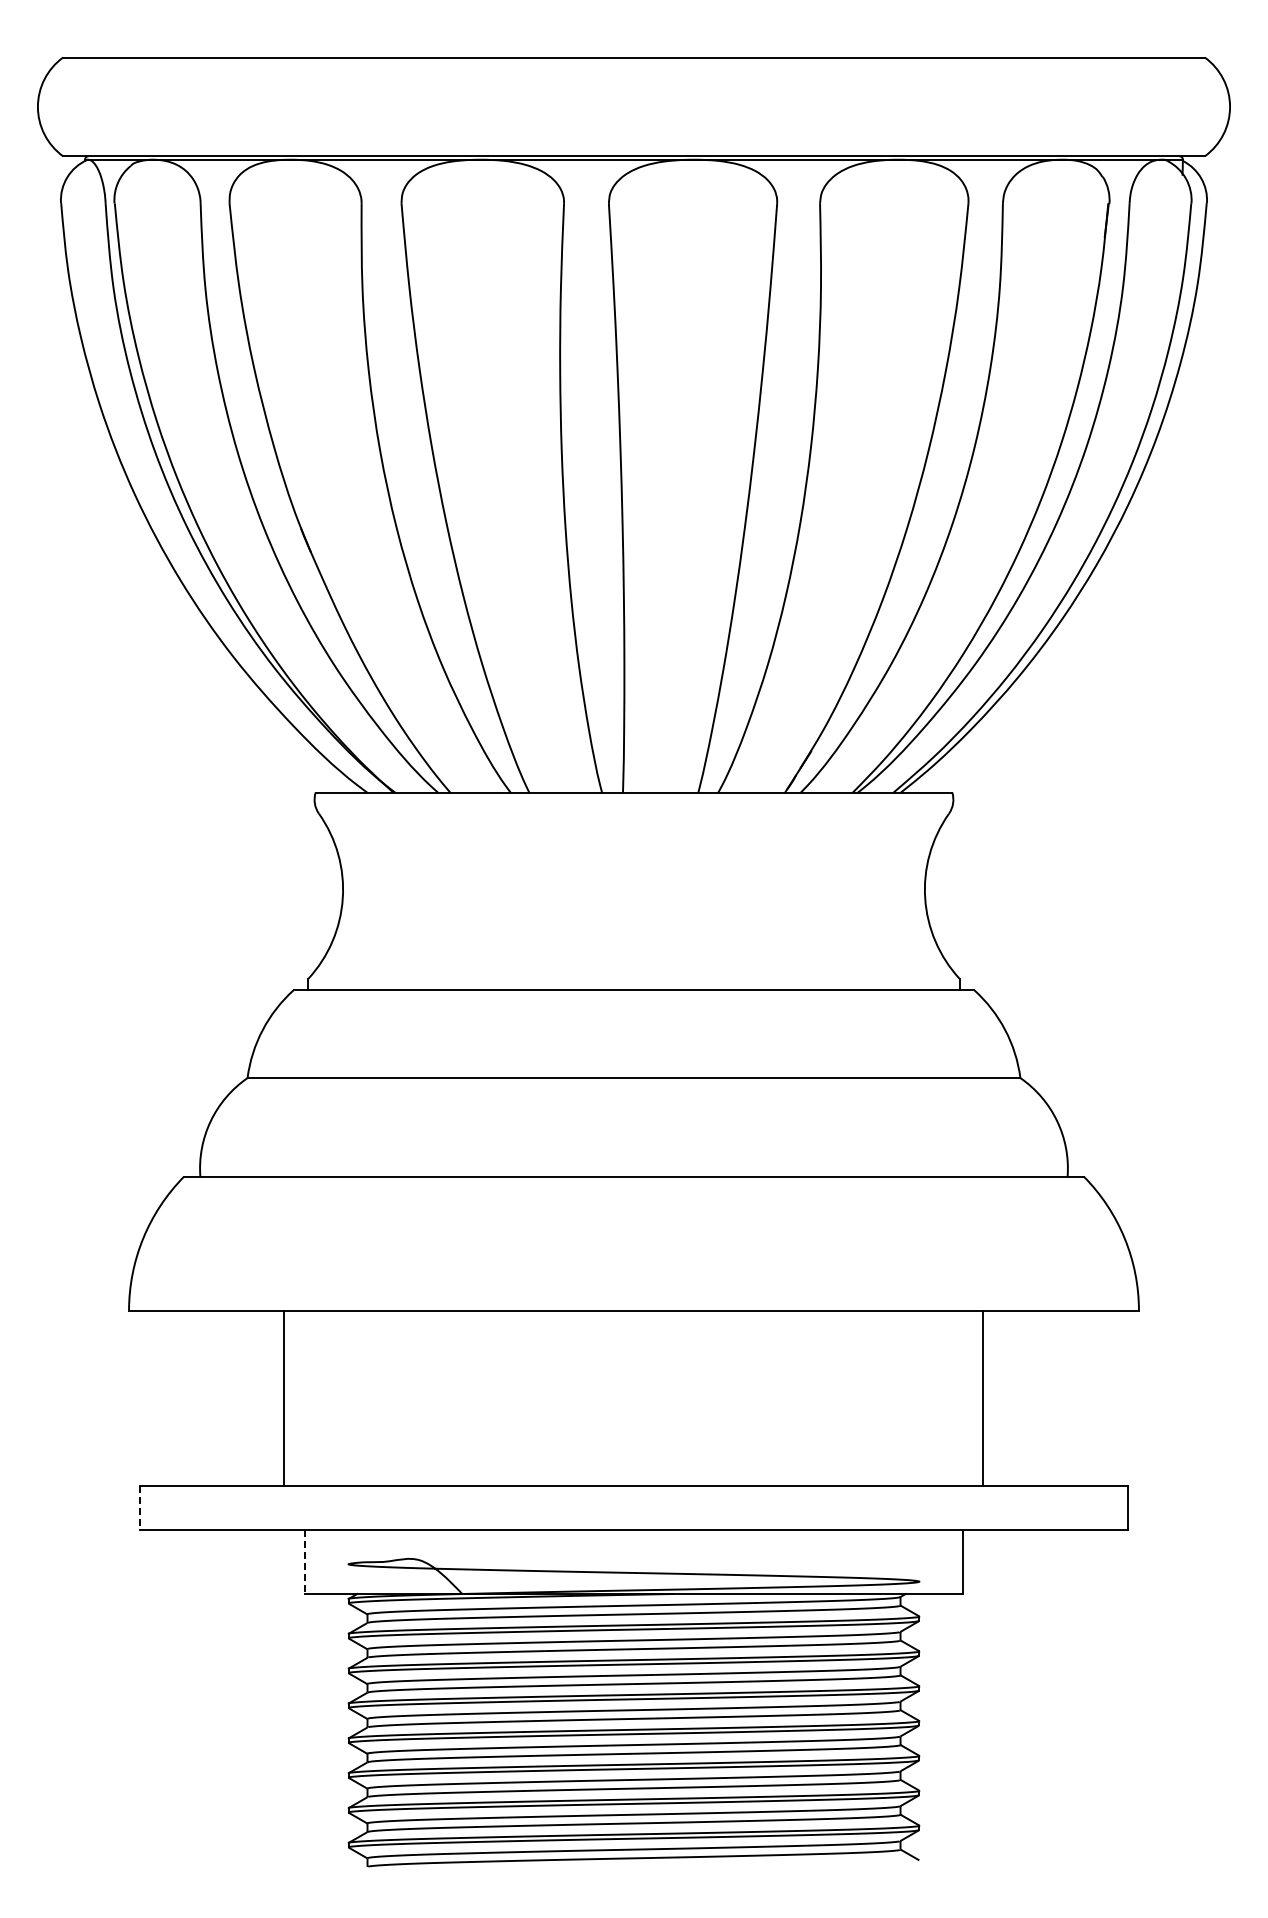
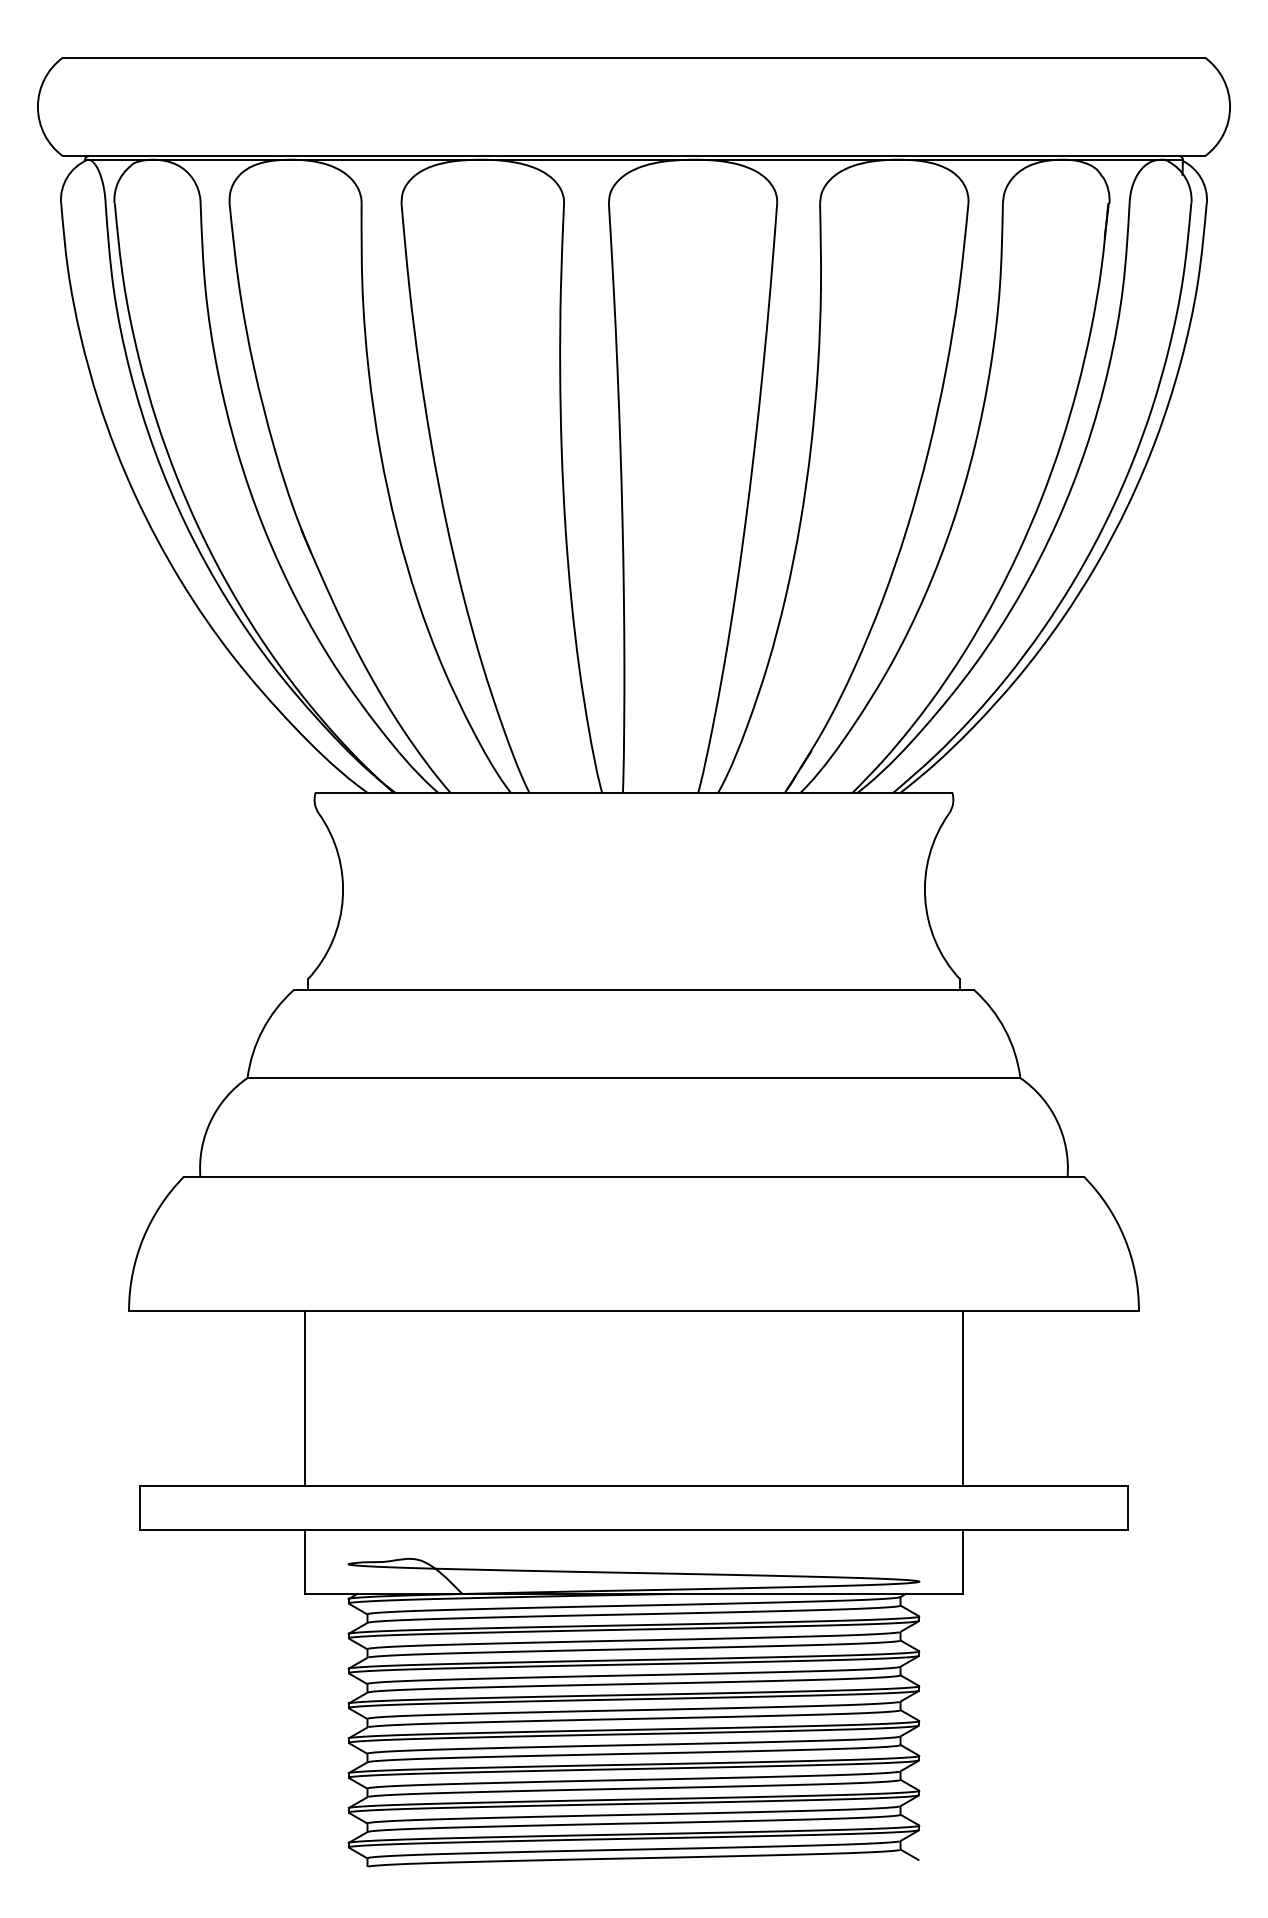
line position: (283, 1398) -> (304, 1398) (304, 1398)
line position: (983, 1398) -> (963, 1398) (963, 1398)
line: dashed -> solid (140, 1508)
line: dashed -> solid (304, 1562)
